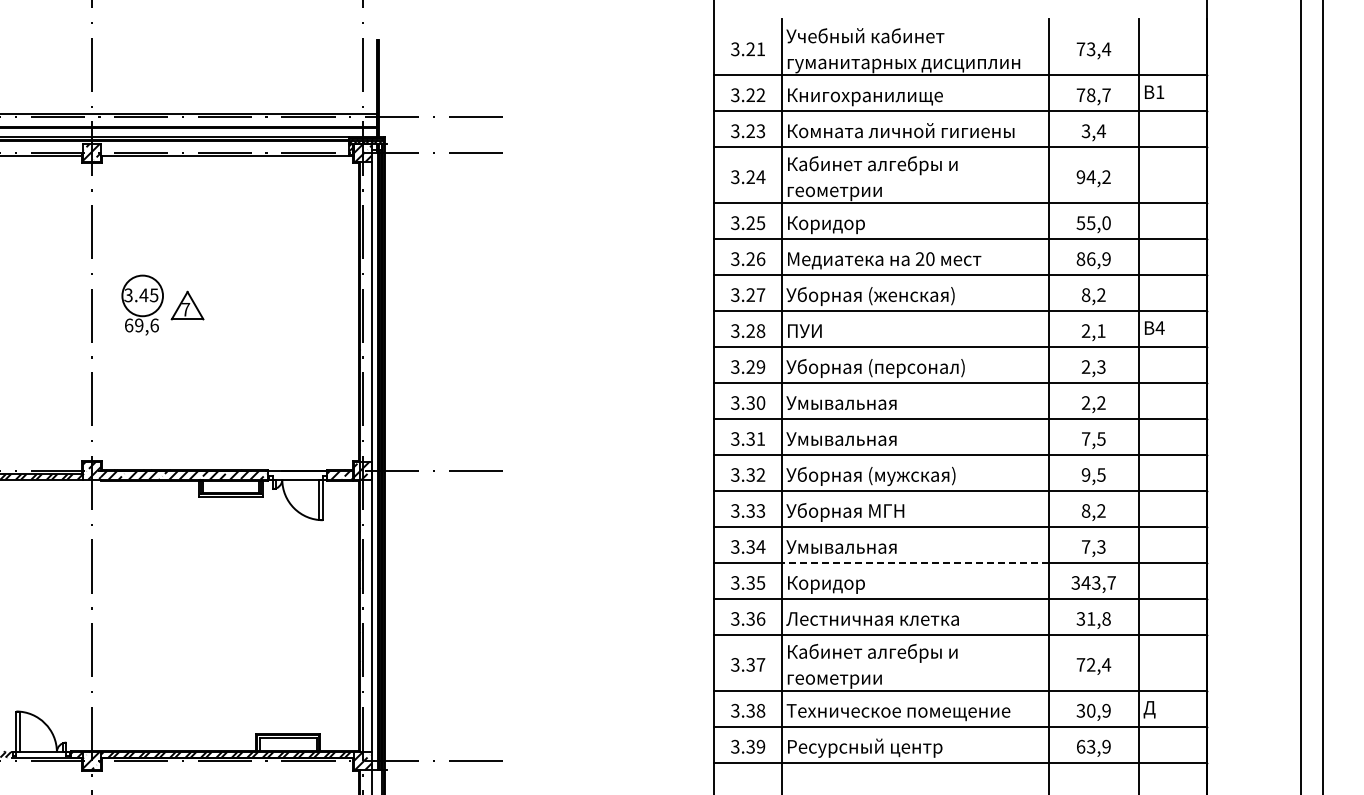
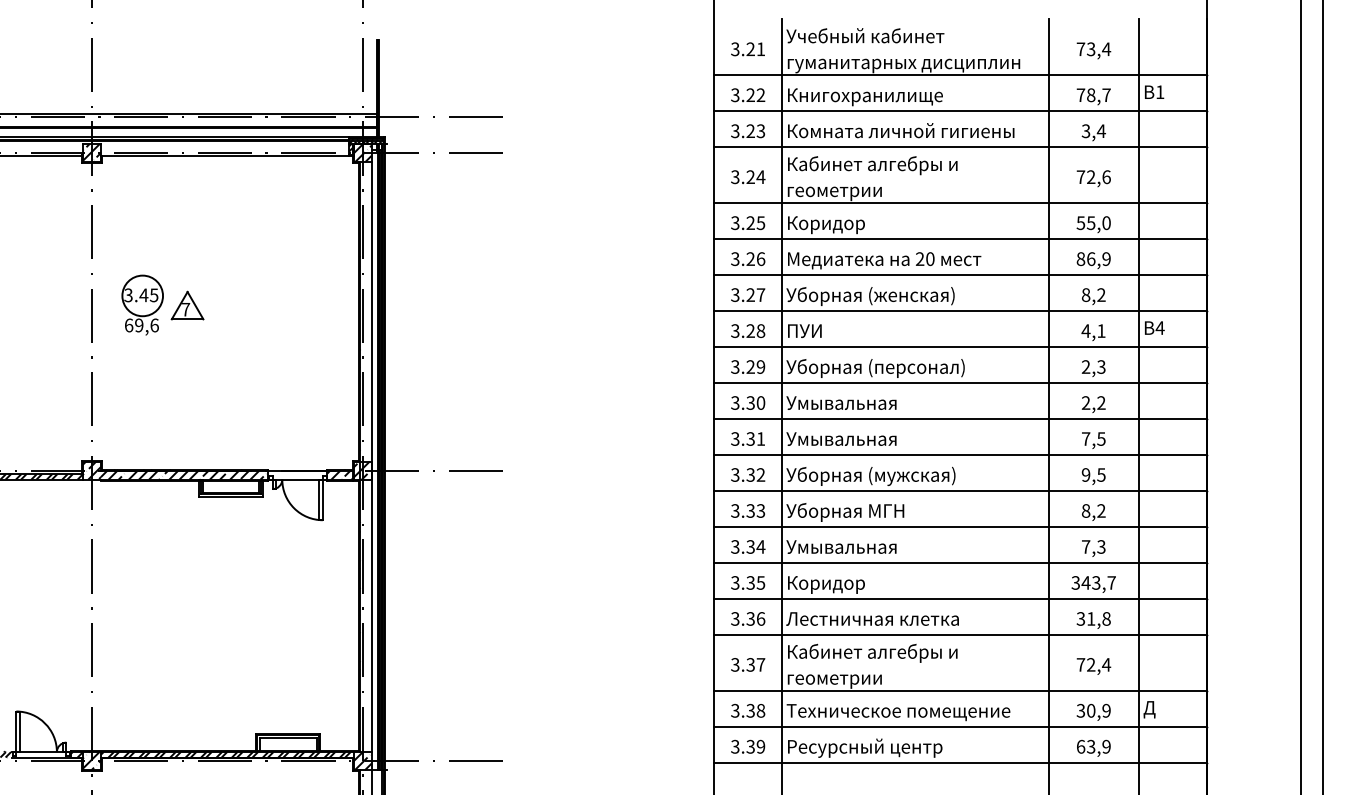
text: 94,2 -> 72,6 (1093, 177)
text: 2,1 -> 4,1 (1085, 330)
line: dashed -> solid (914, 562)
